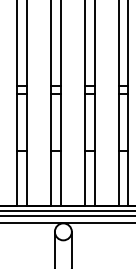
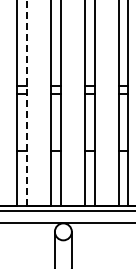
line: solid -> dashed (26, 102)
line: present -> none (67, 216)
